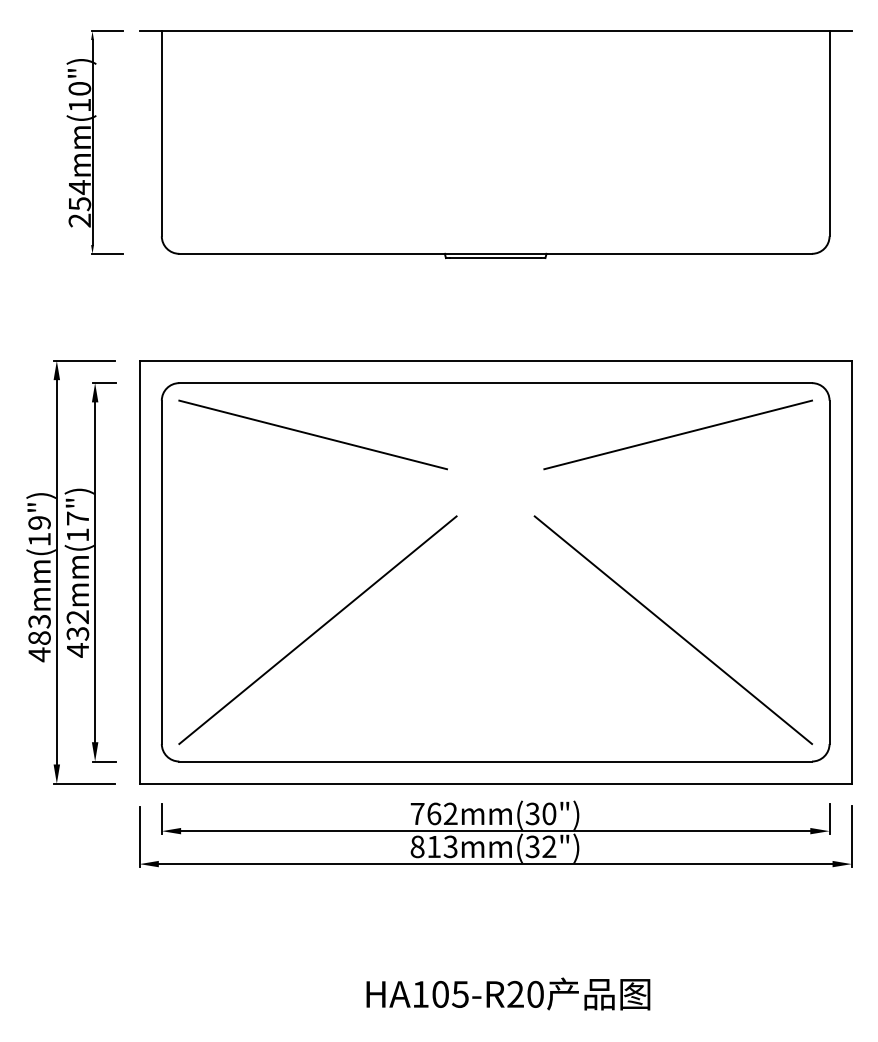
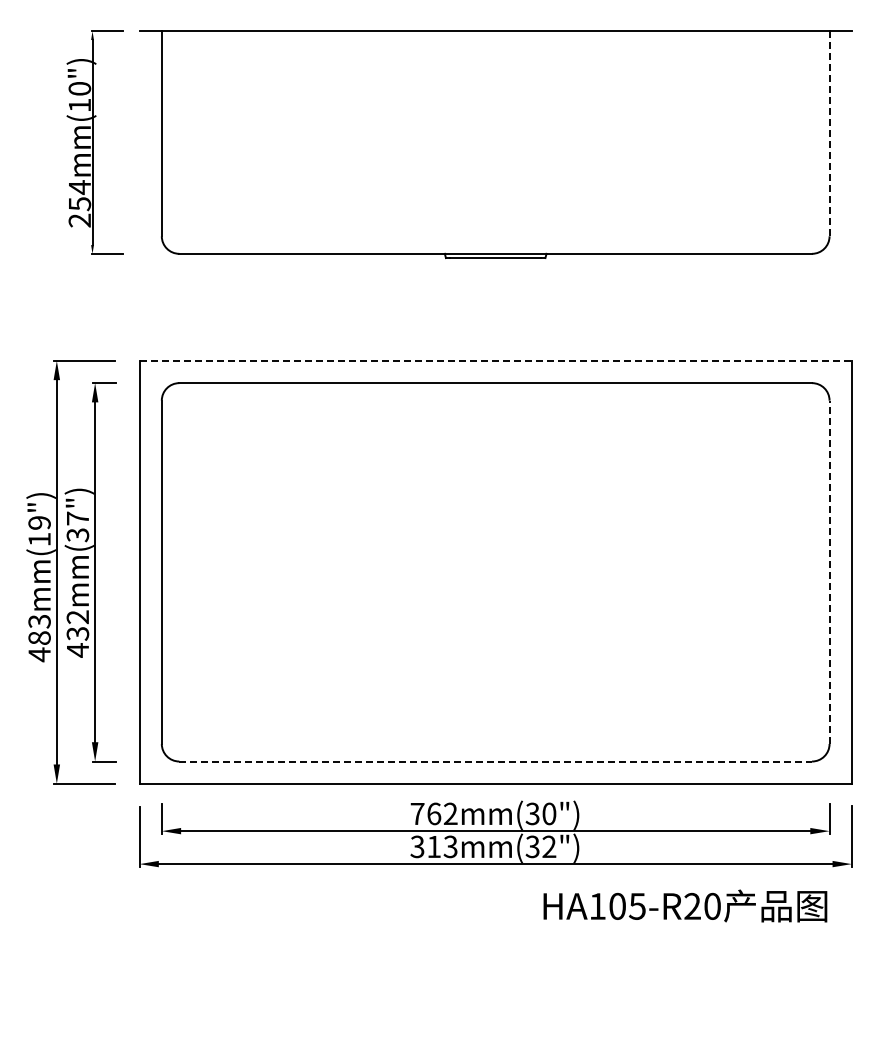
line: solid -> dashed (829, 133)
line: solid -> dashed (496, 360)
line: present -> none (313, 434)
line: present -> none (677, 434)
text: 432mm(17") -> 432mm(37") (77, 535)
line: solid -> dashed (829, 572)
line: present -> none (317, 630)
line: present -> none (673, 630)
line: solid -> dashed (496, 761)
text: 813mm(32") -> 313mm(32") (417, 846)
text position: (508, 993) -> (685, 905) (685, 905)
